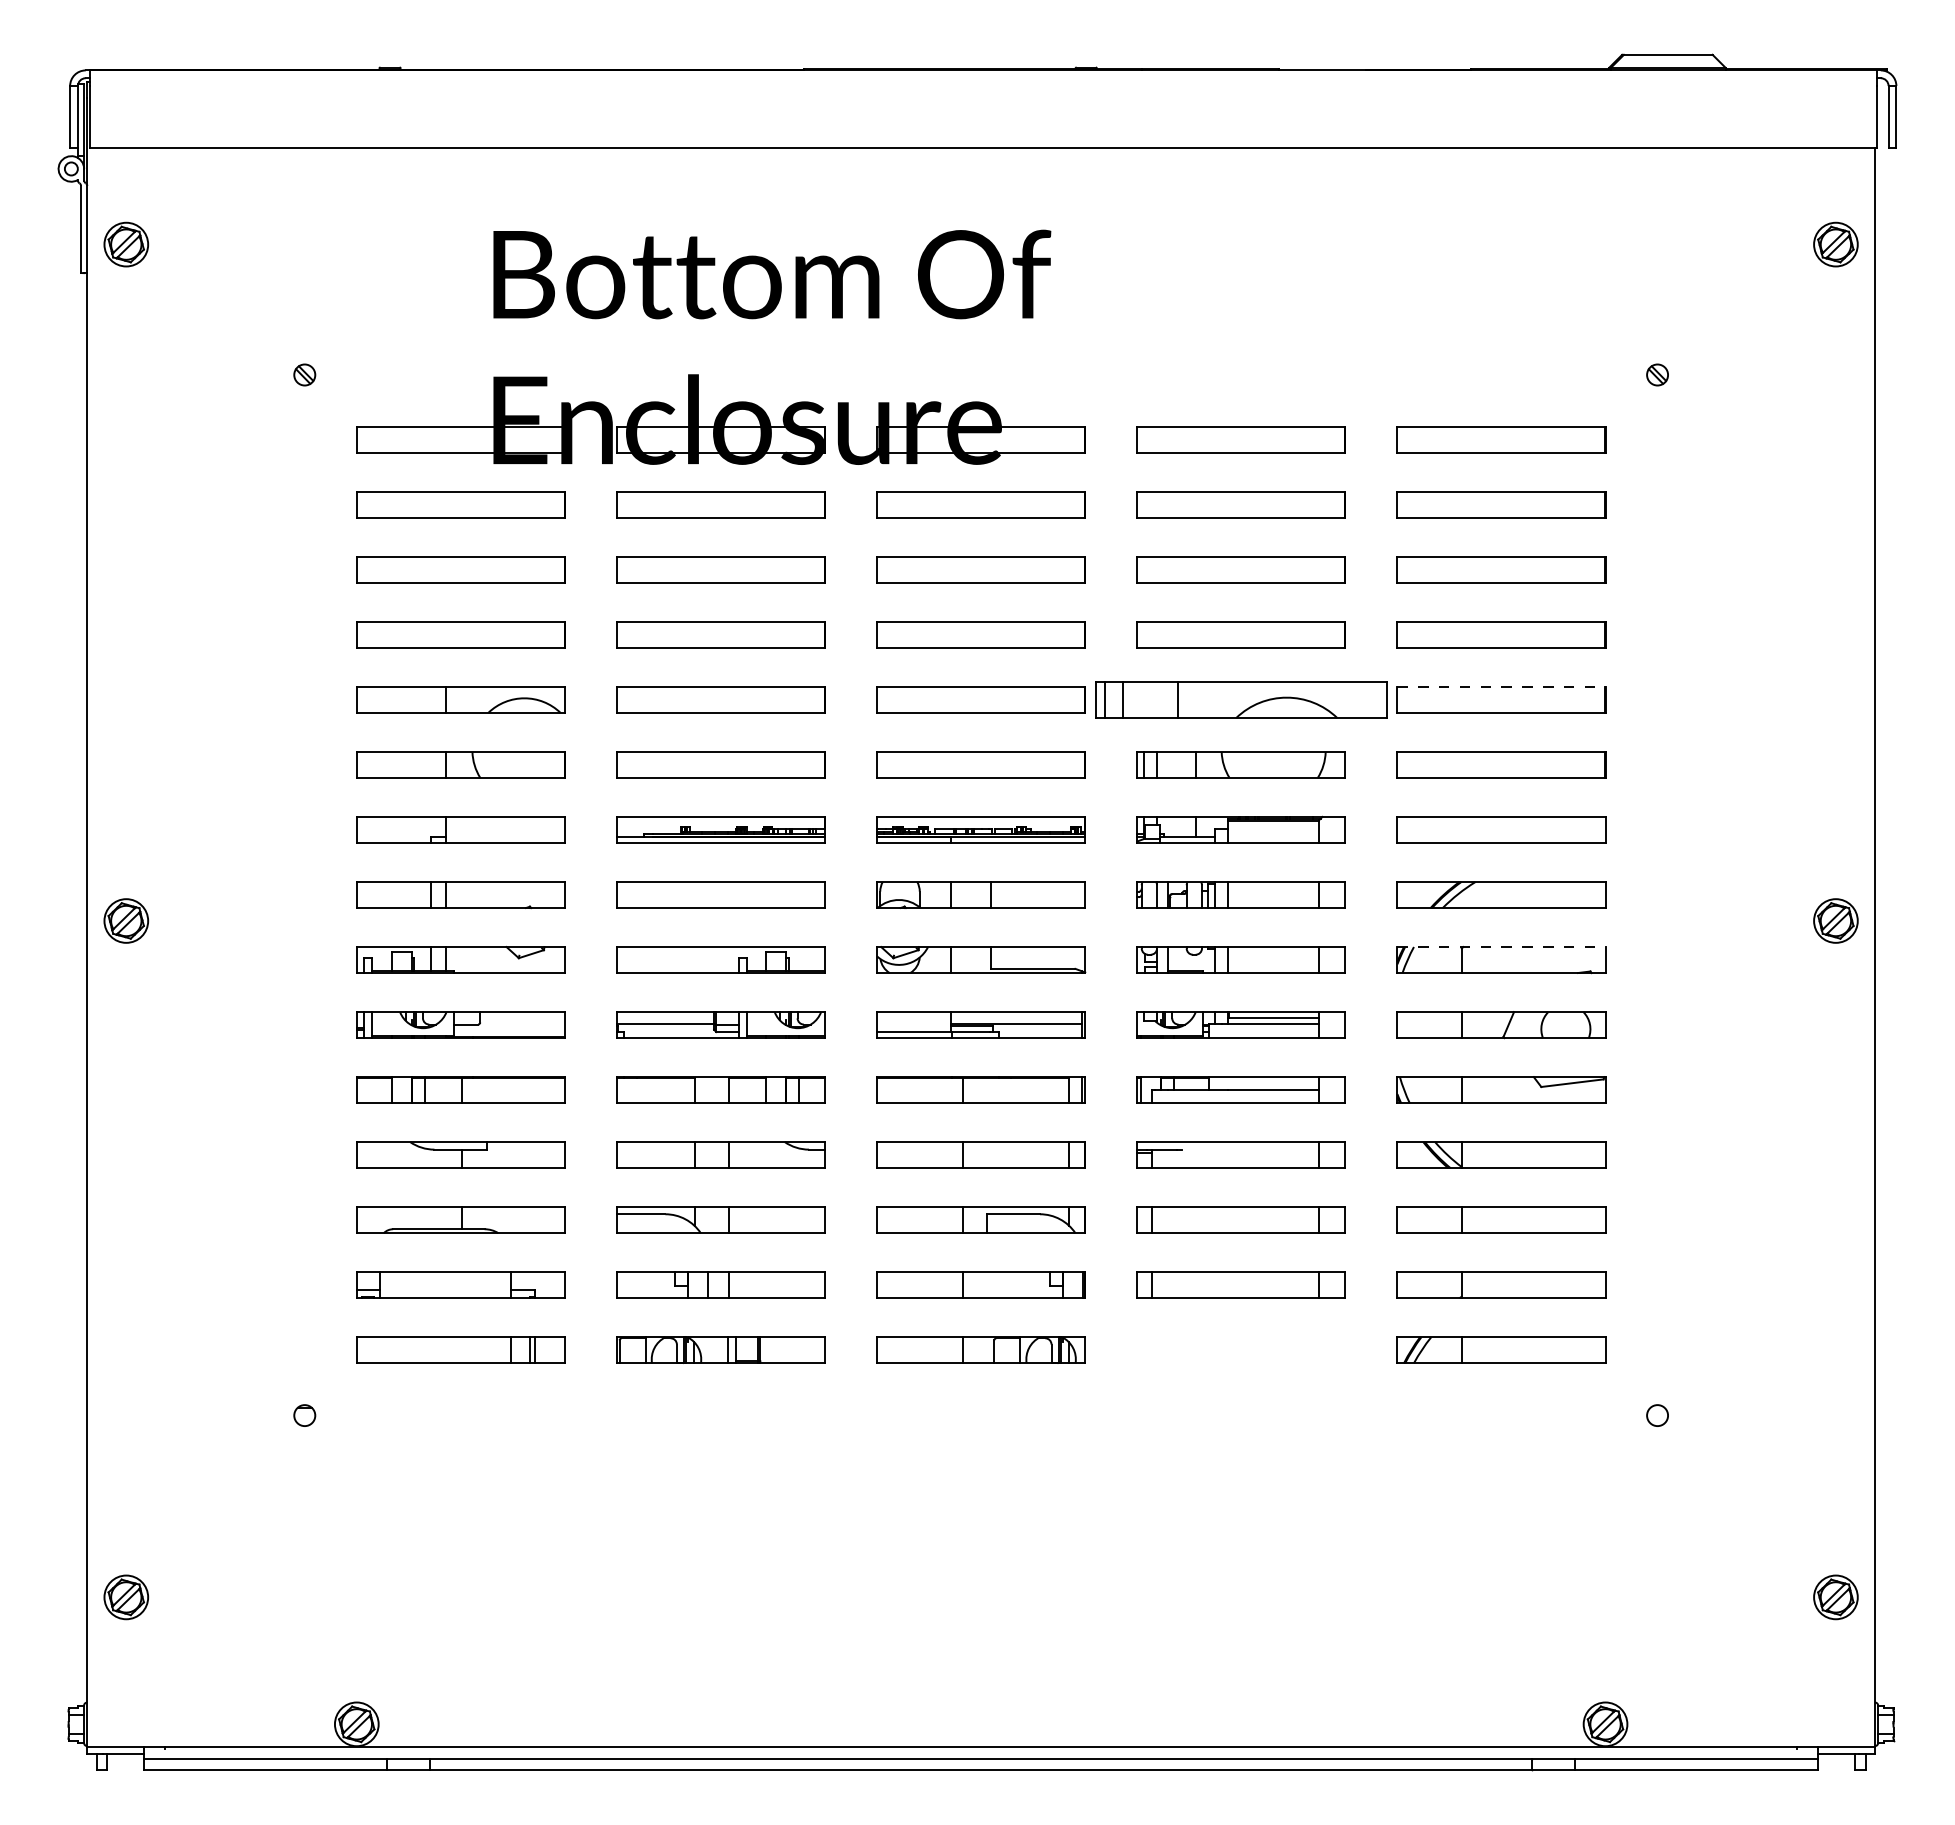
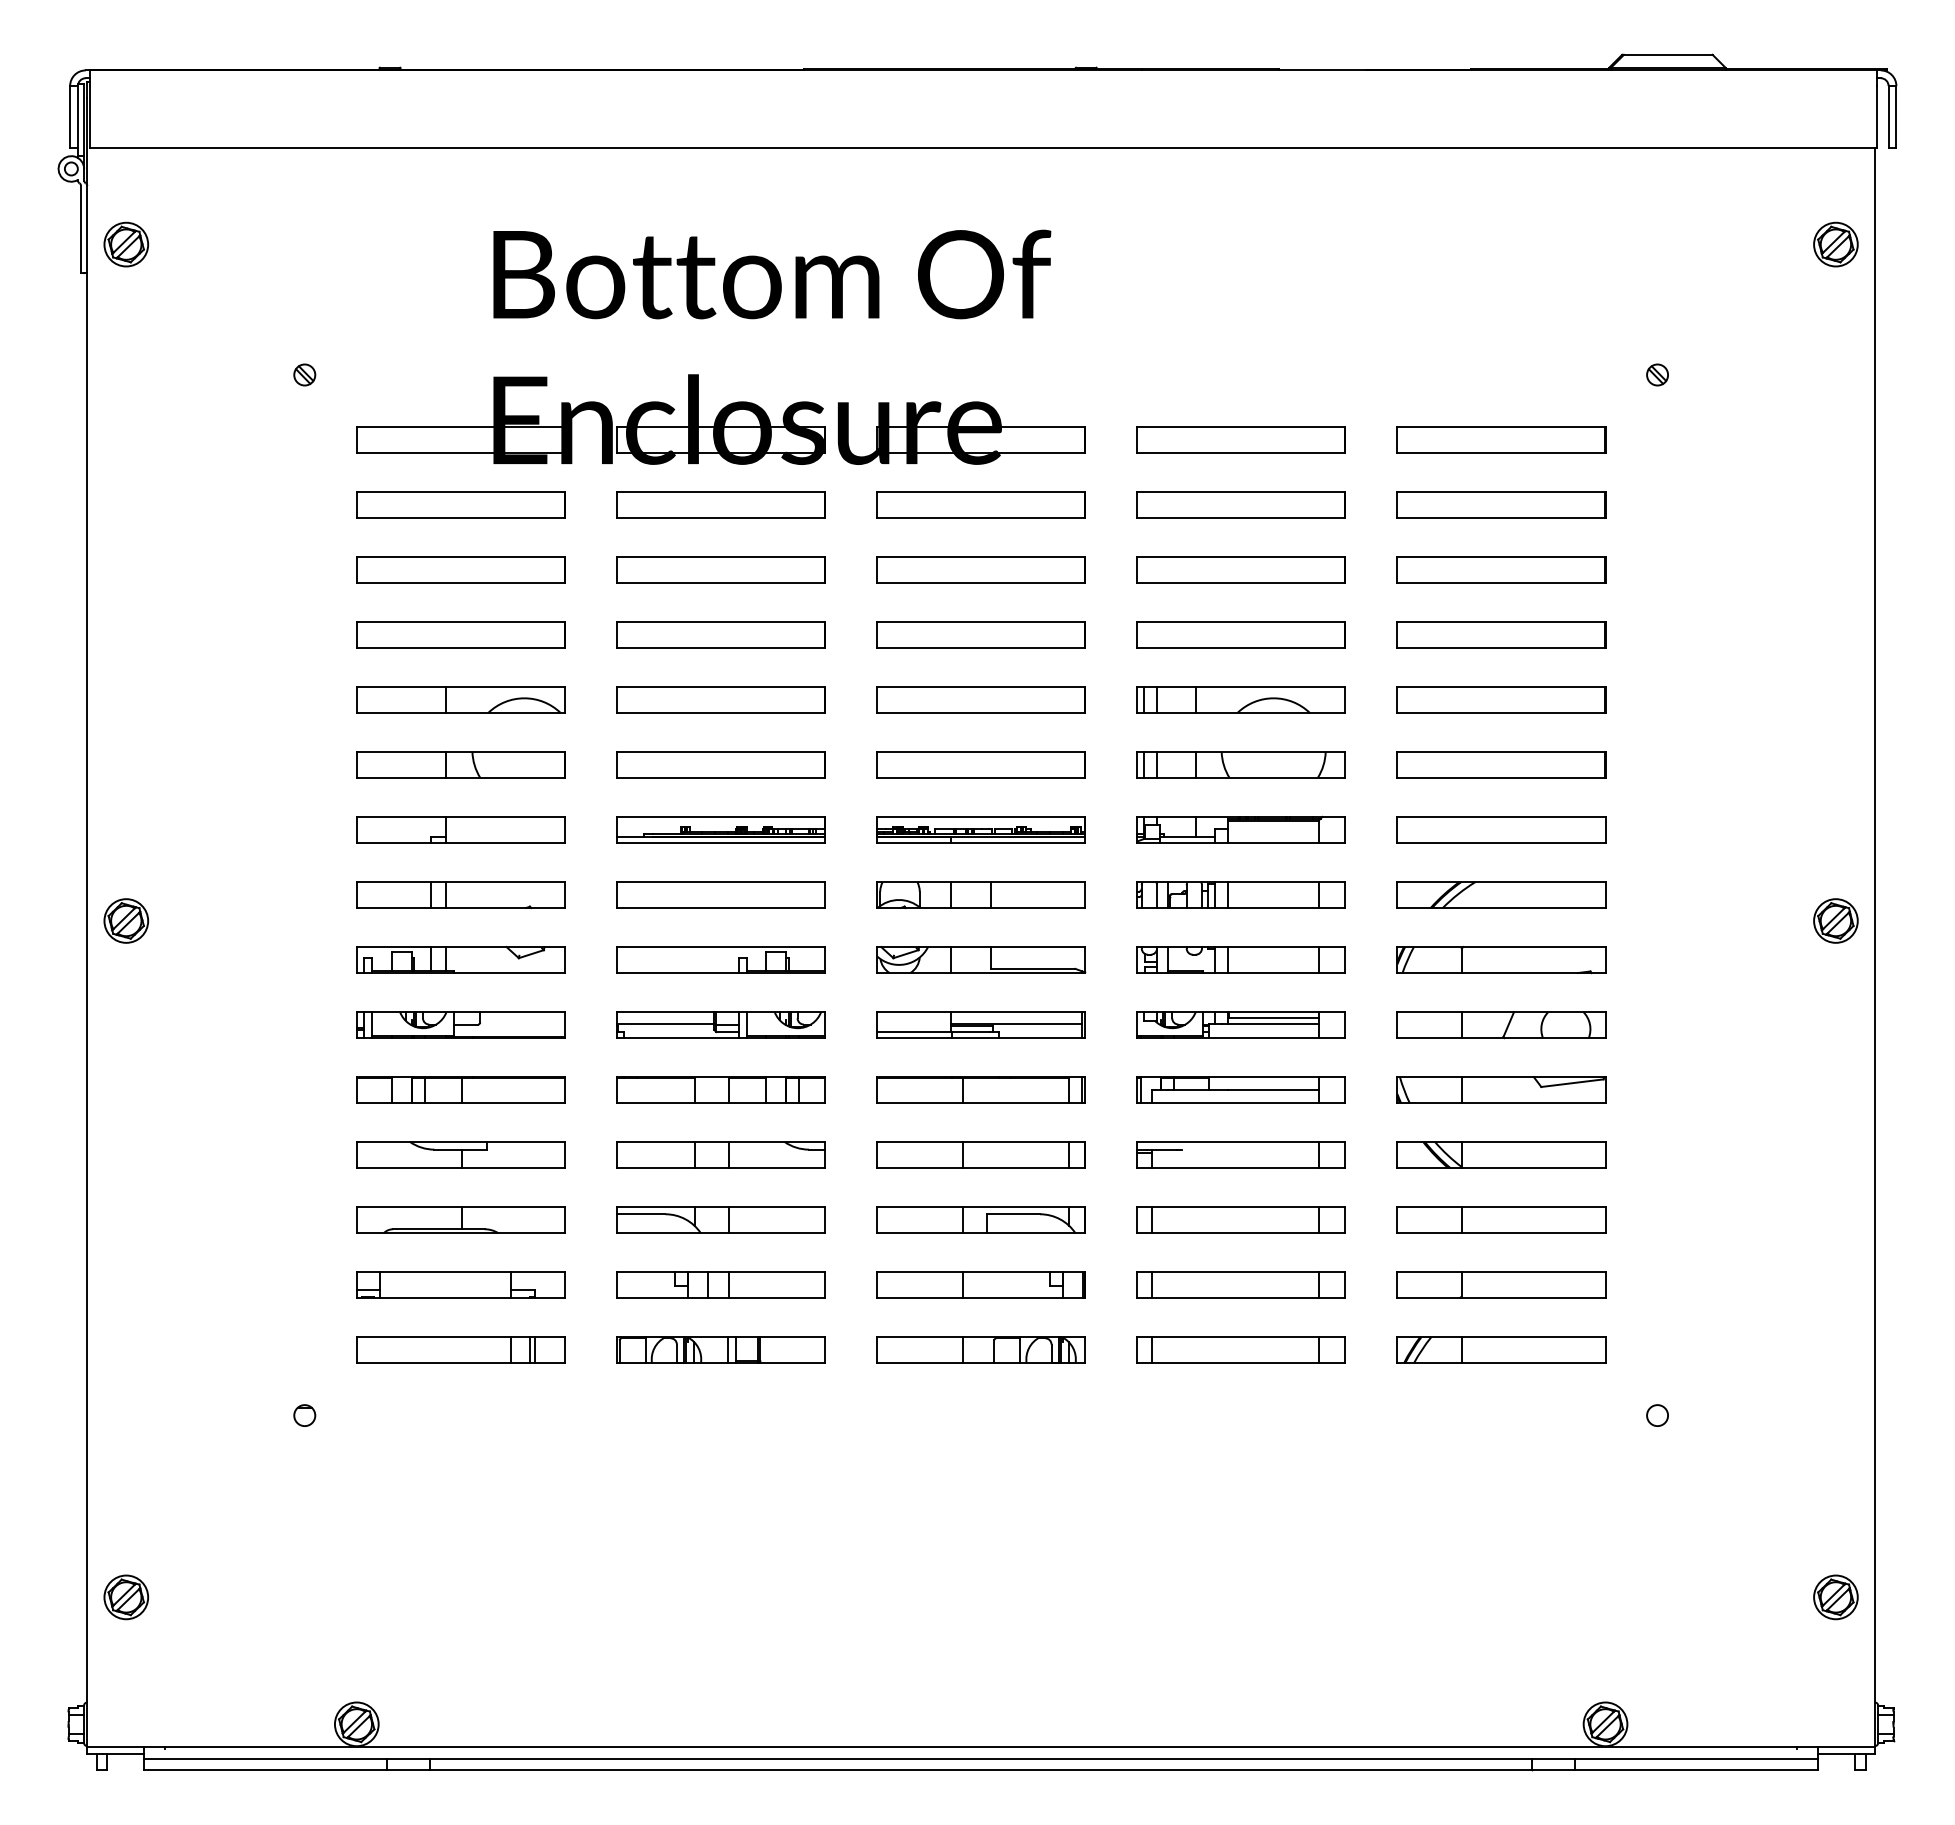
line: dashed -> solid (1501, 686)
part size: 293x38 px -> 210x28 px (1240, 699)
line: dashed -> solid (1501, 947)
part: none -> present (1240, 1349)
